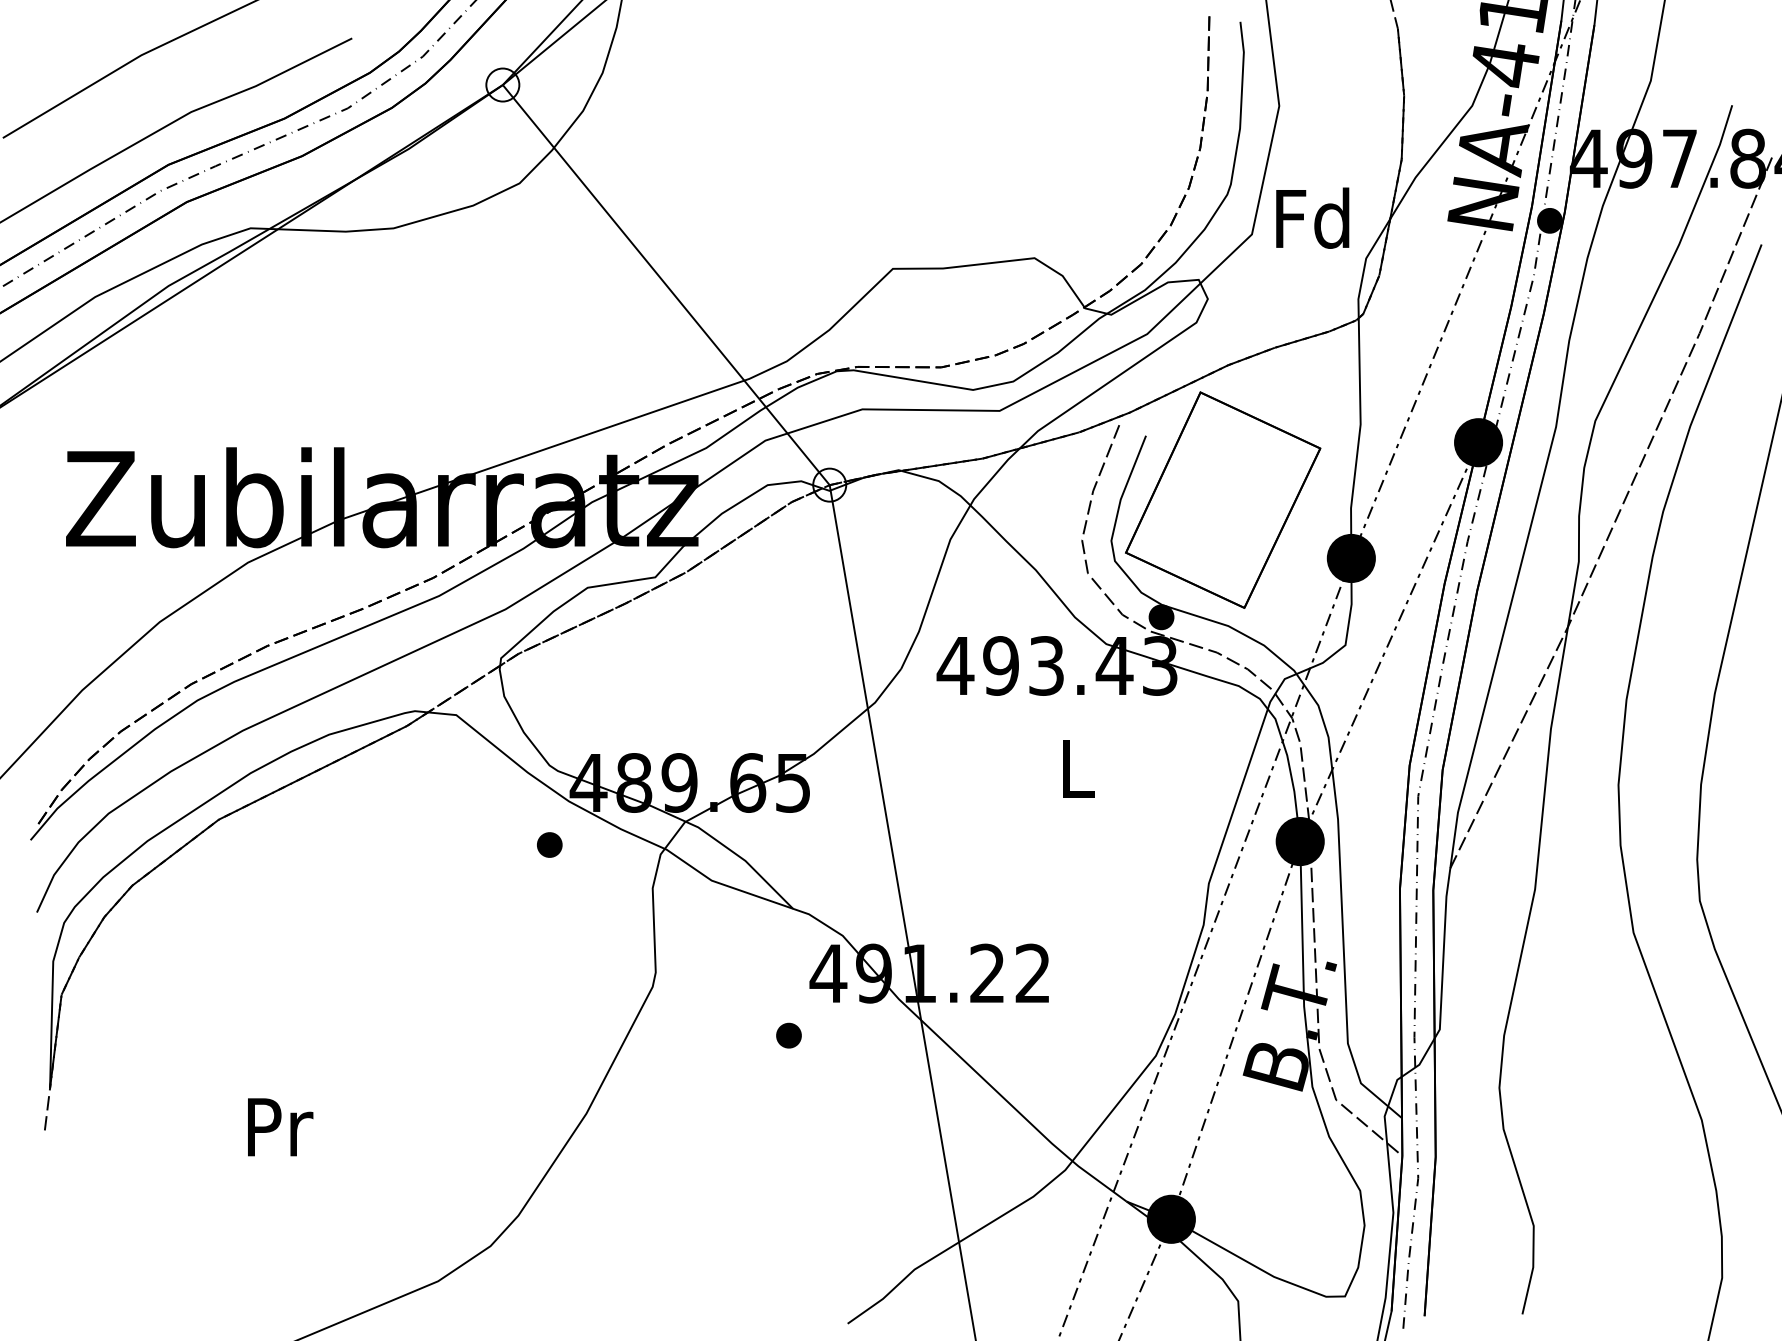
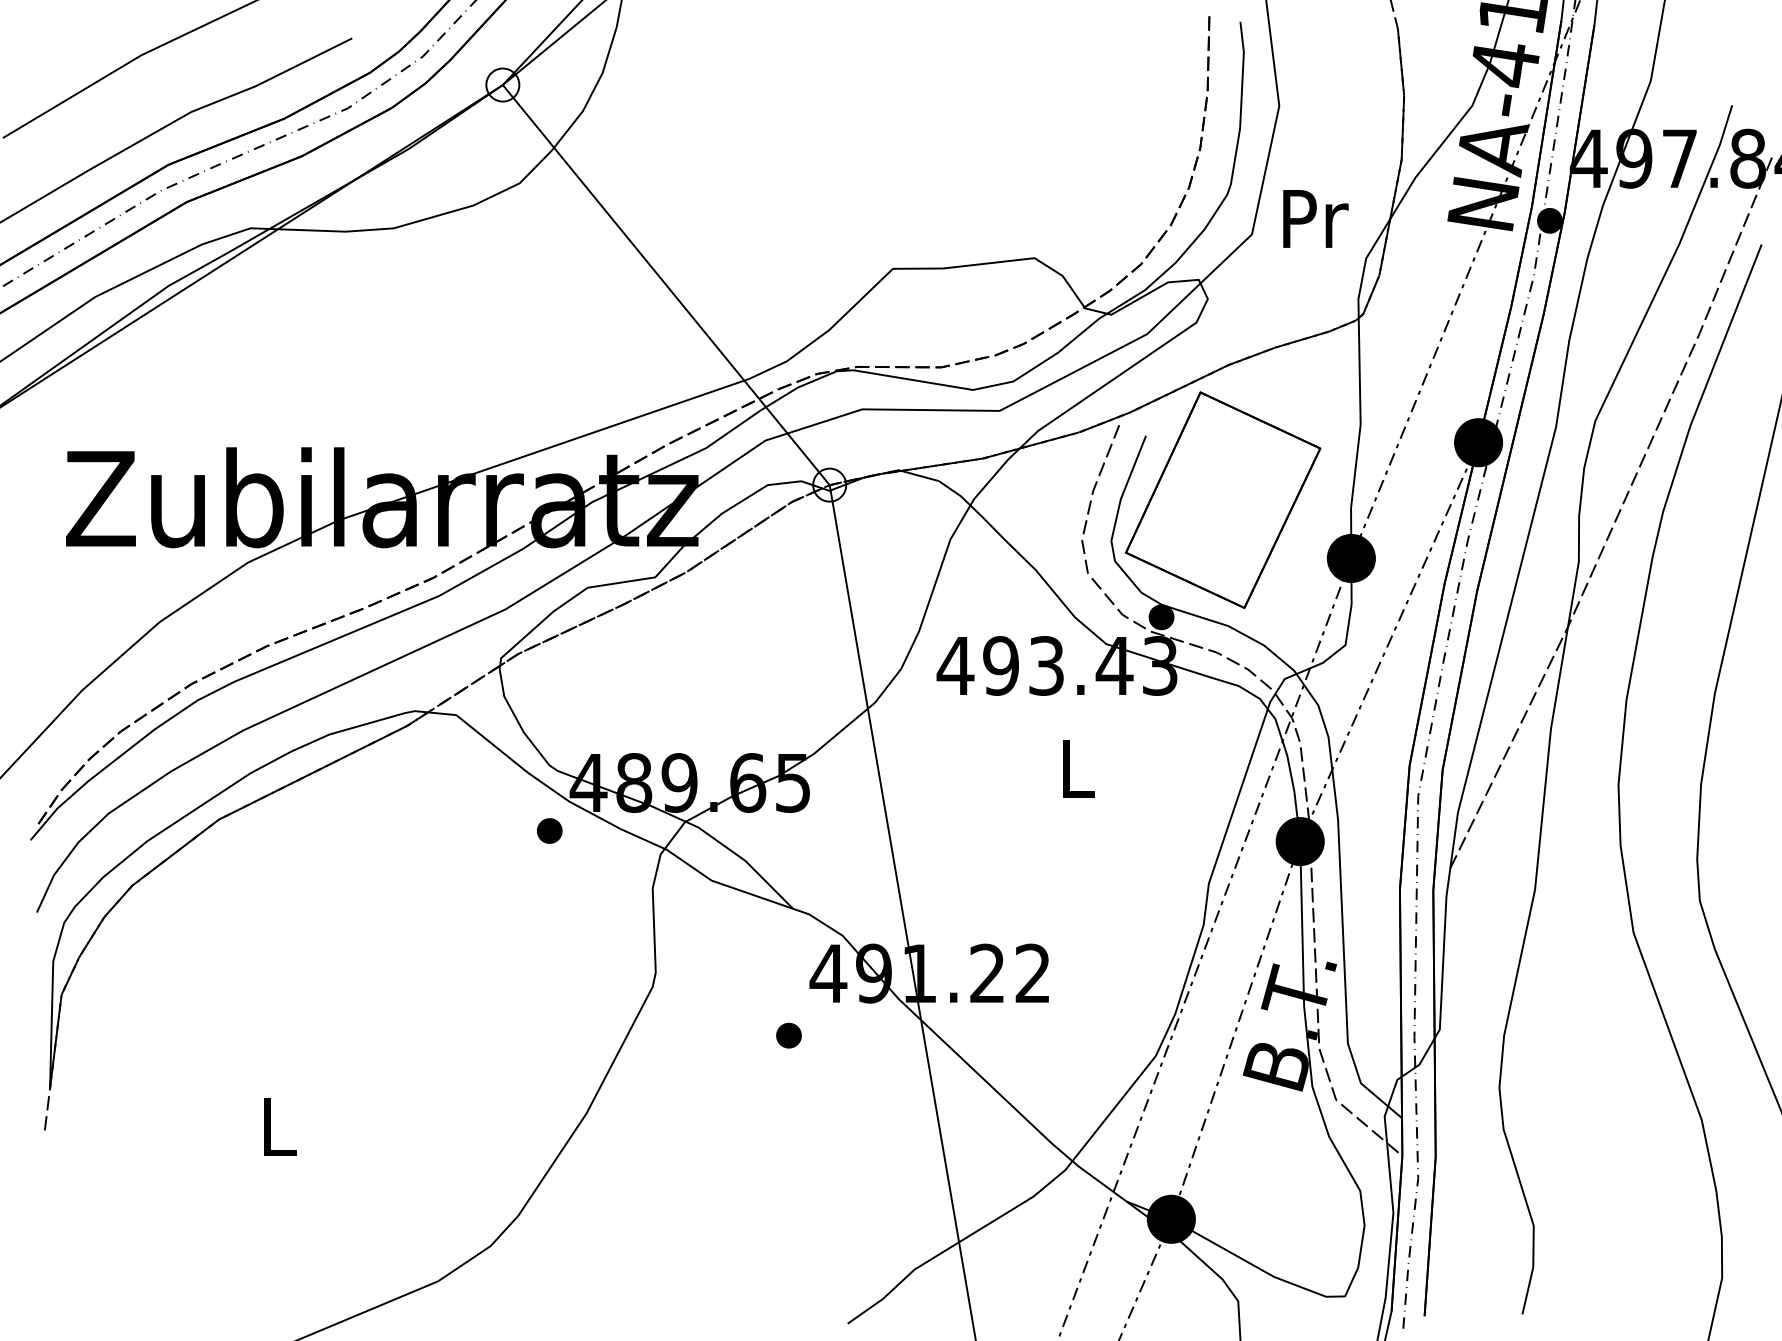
text: Fd -> Pr (1312, 217)
part position: (549, 844) -> (549, 830) (549, 830)
text: Pr -> L (280, 1127)
